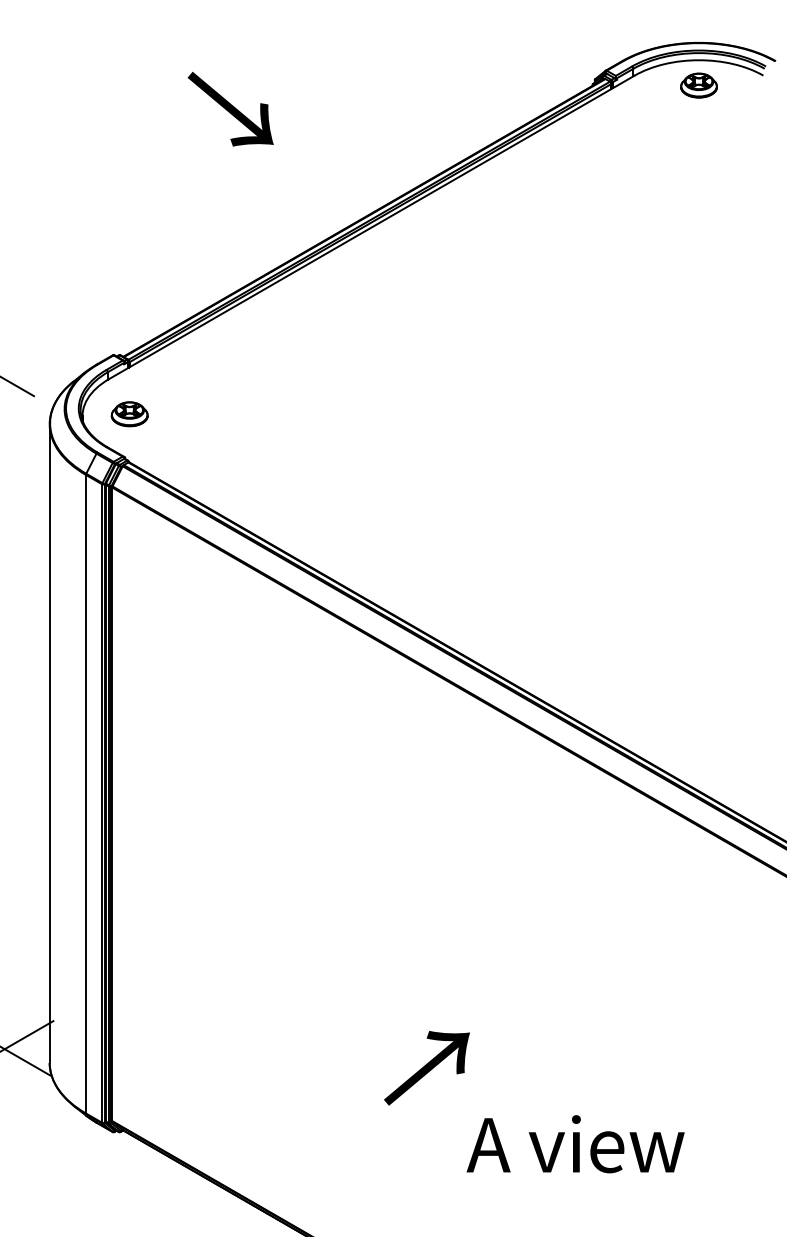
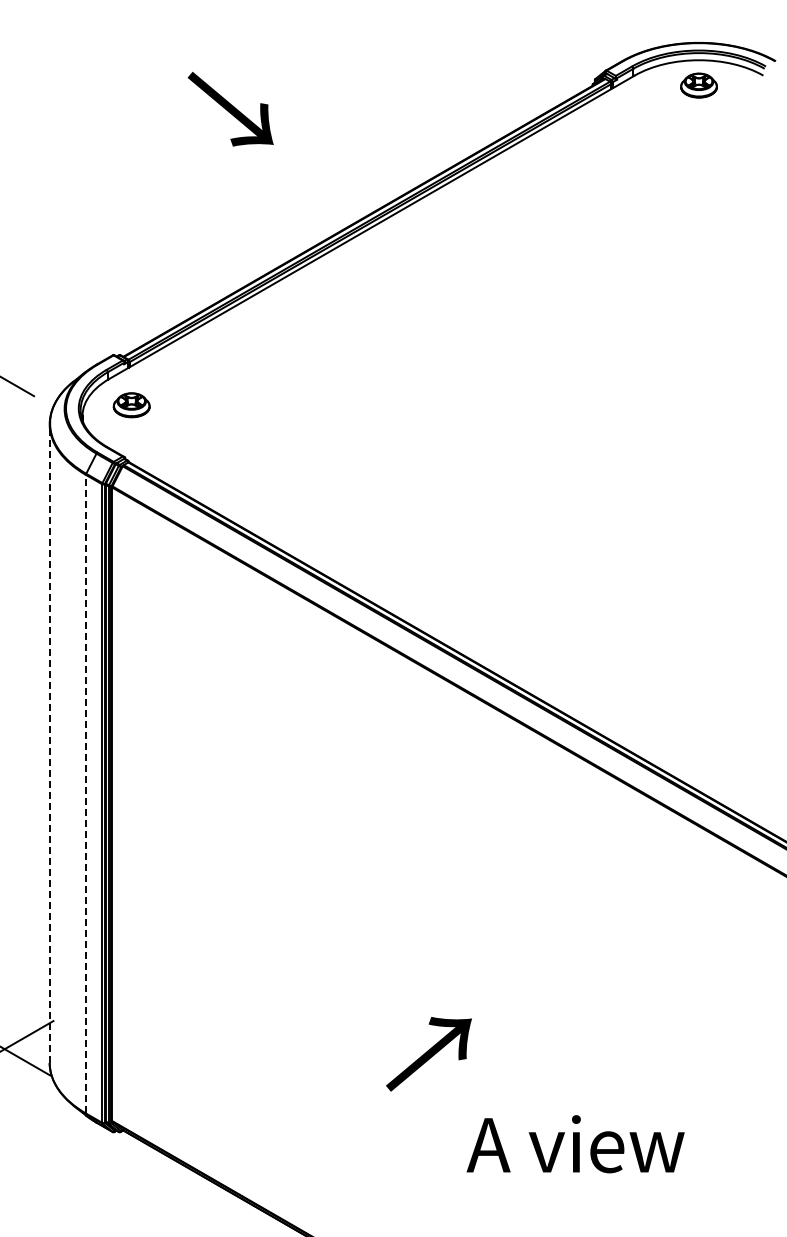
part position: (129, 414) -> (131, 405) (131, 405)
line: solid -> dashed (49, 743)
line: solid -> dashed (85, 793)
text position: (426, 1068) -> (428, 1054) (428, 1054)
